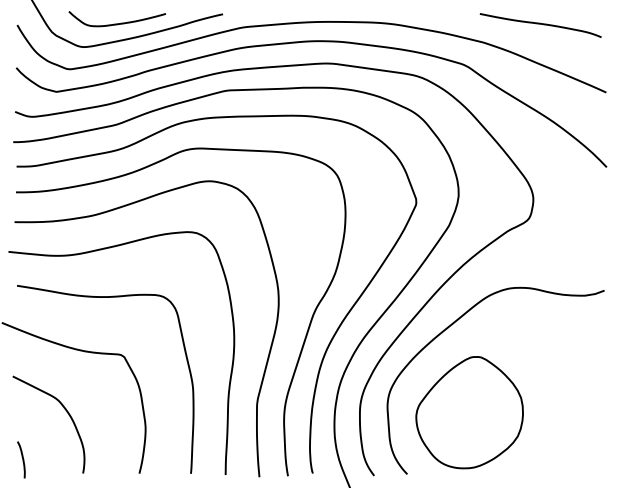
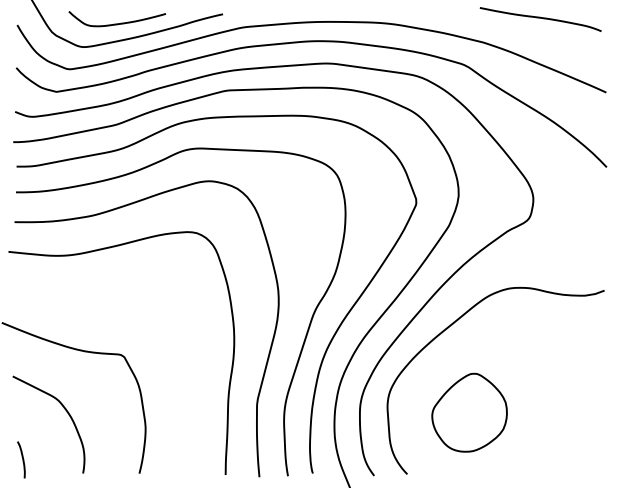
curve position: (540, 24) -> (540, 18) (540, 18)
curve: present -> none (105, 297)
part size: 109x114 px -> 77x81 px (469, 412)
